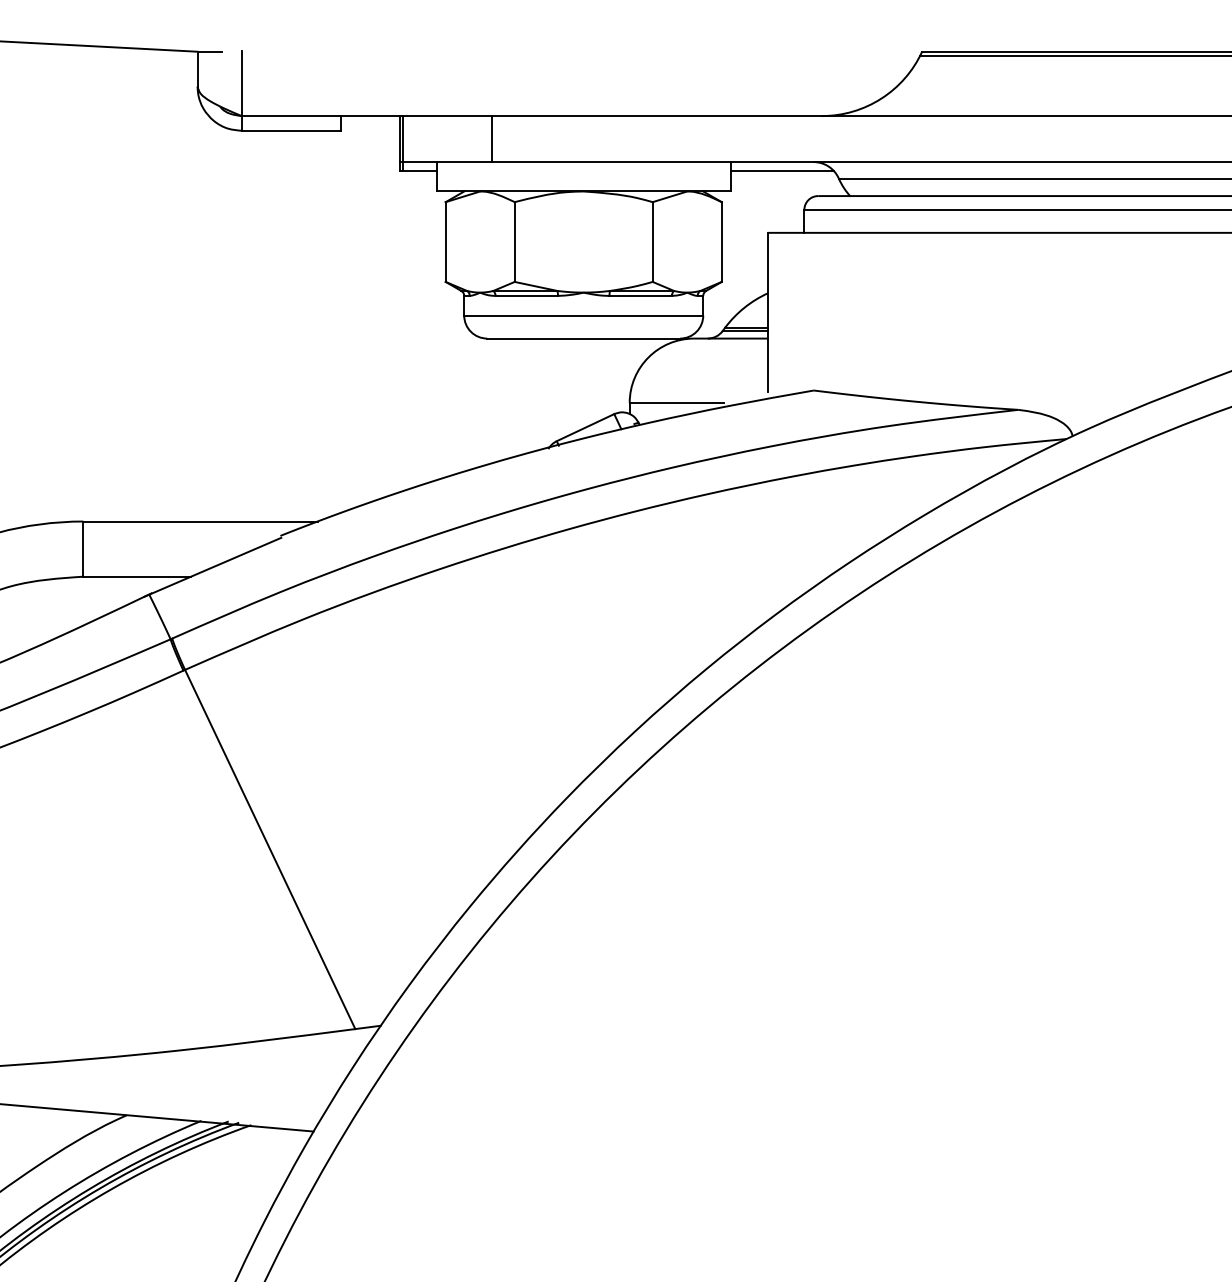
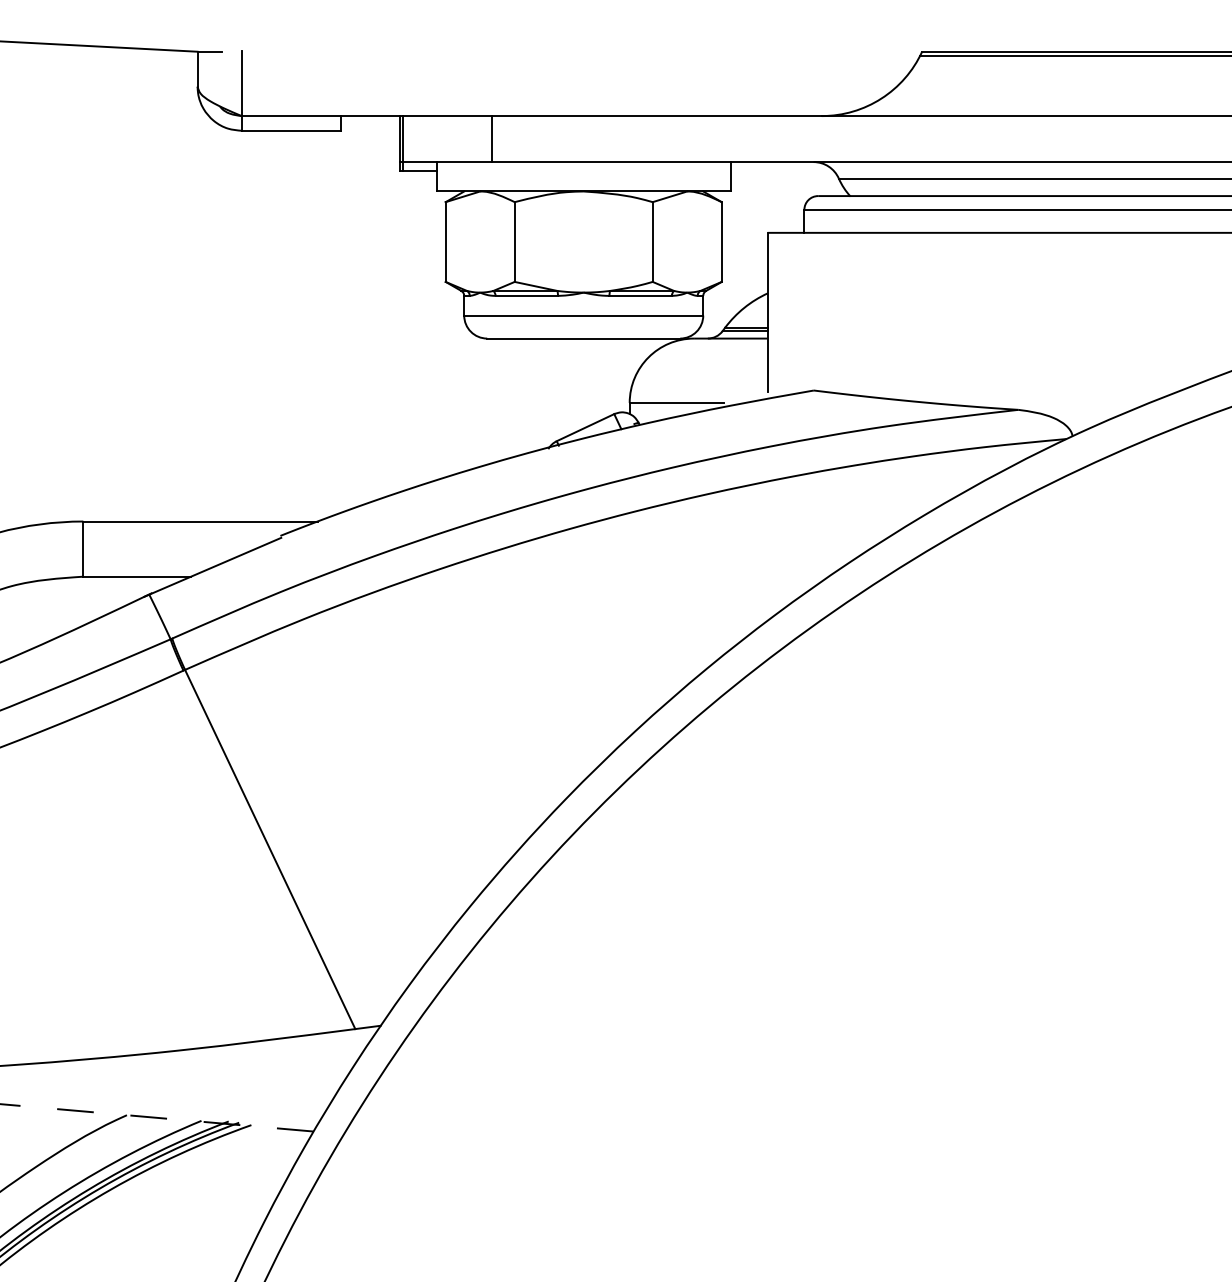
line: present -> none (782, 171)
line: solid -> dashed (156, 1117)
